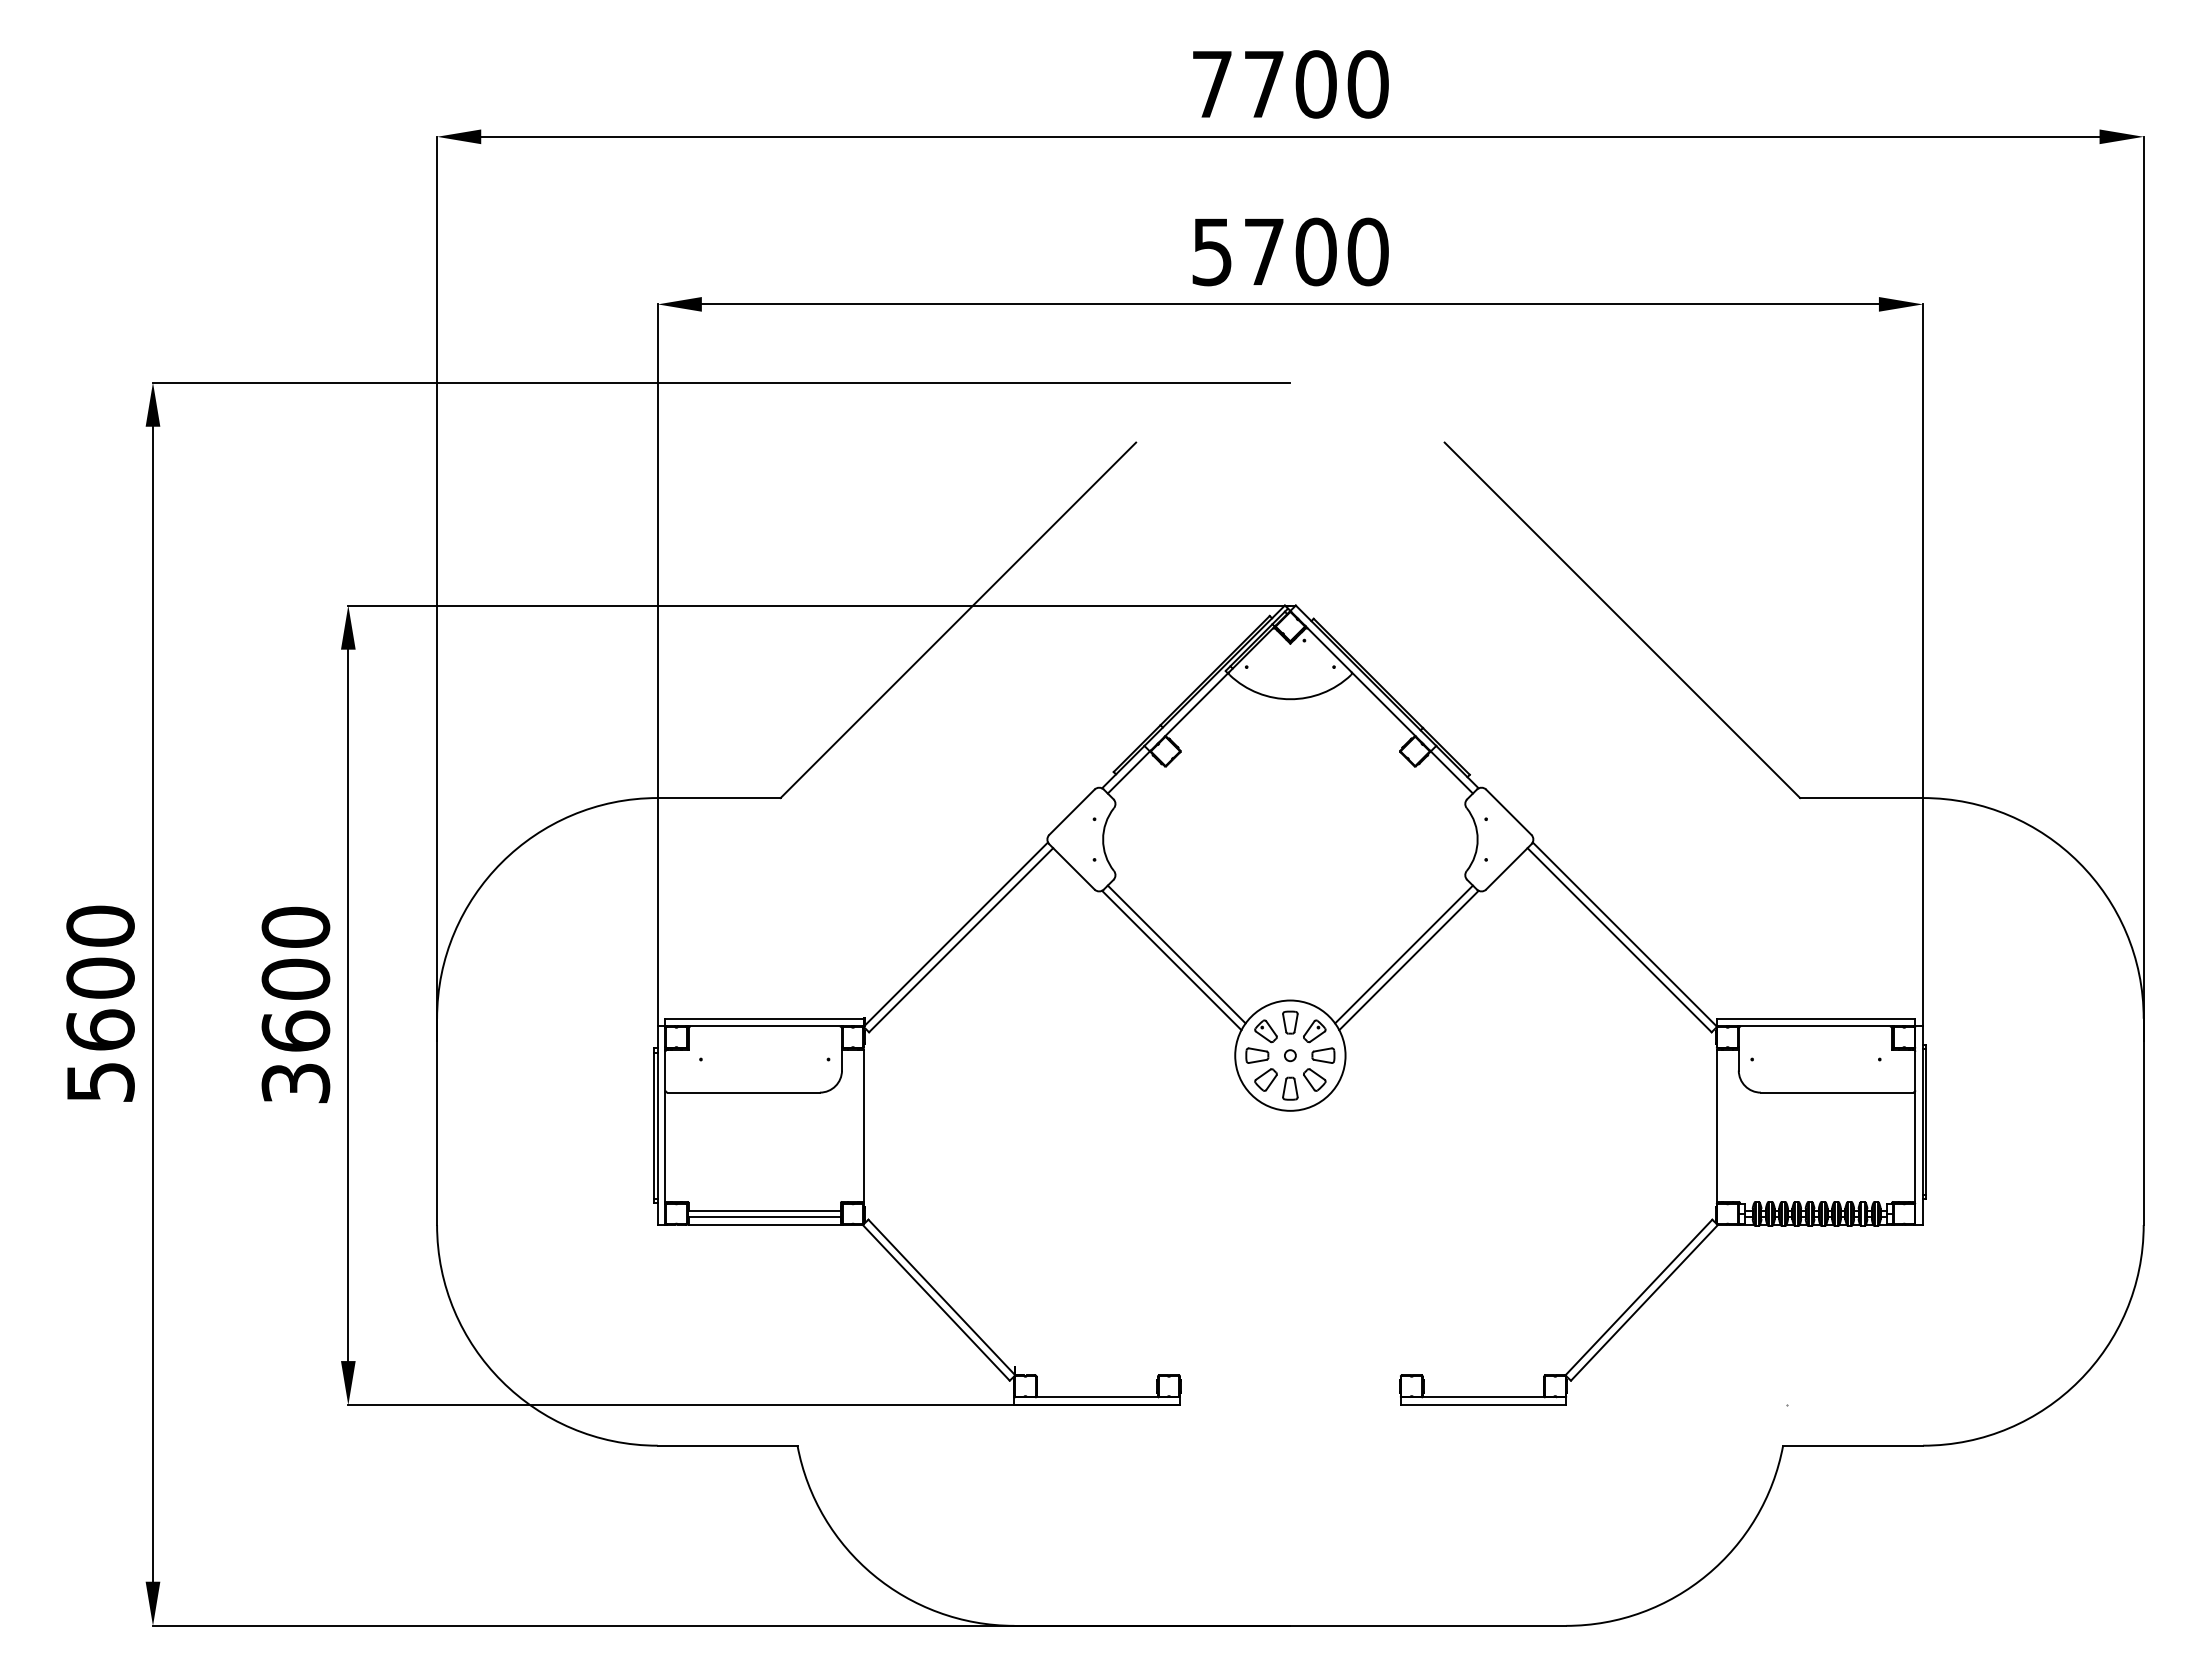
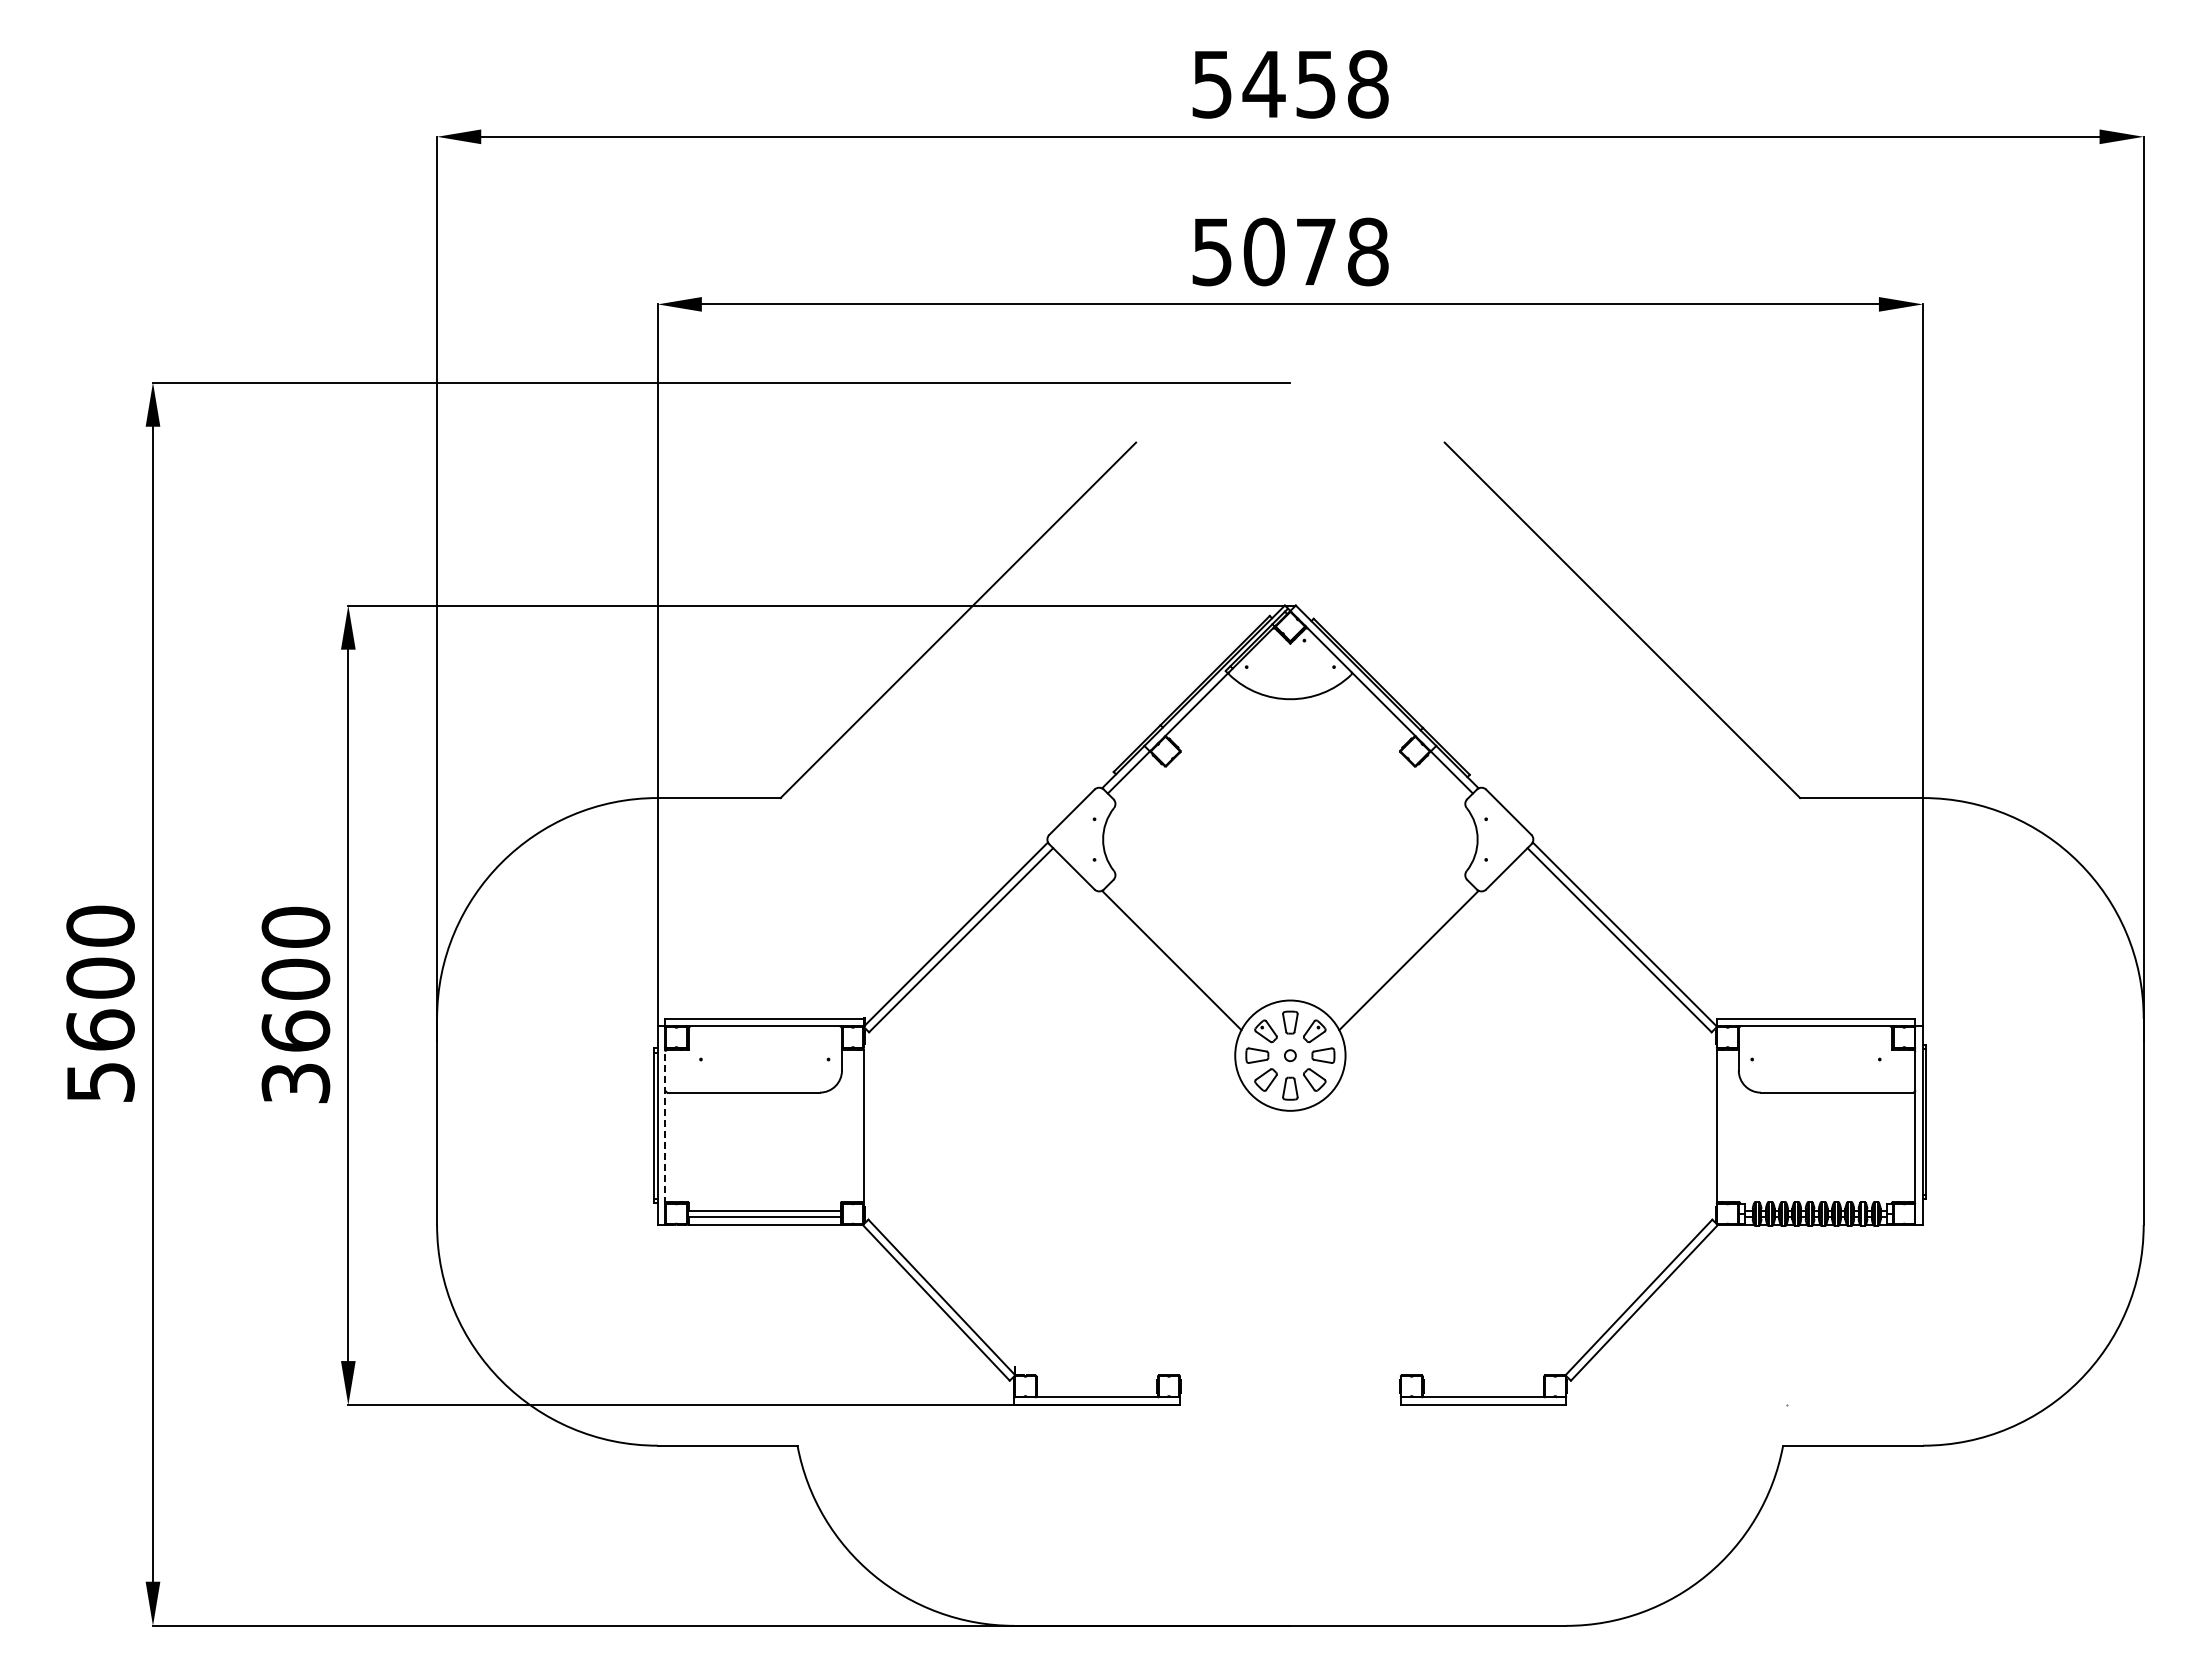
text: 7700 -> 5458 (1290, 84)
text: 5700 -> 5078 (1315, 251)
line: present -> none (1176, 954)
line: present -> none (1403, 954)
line: solid -> dashed (665, 1125)
